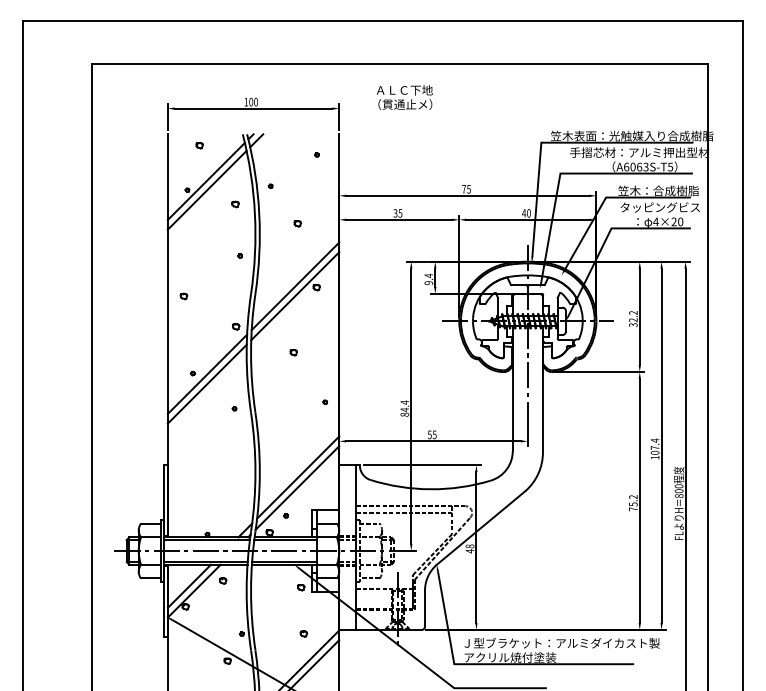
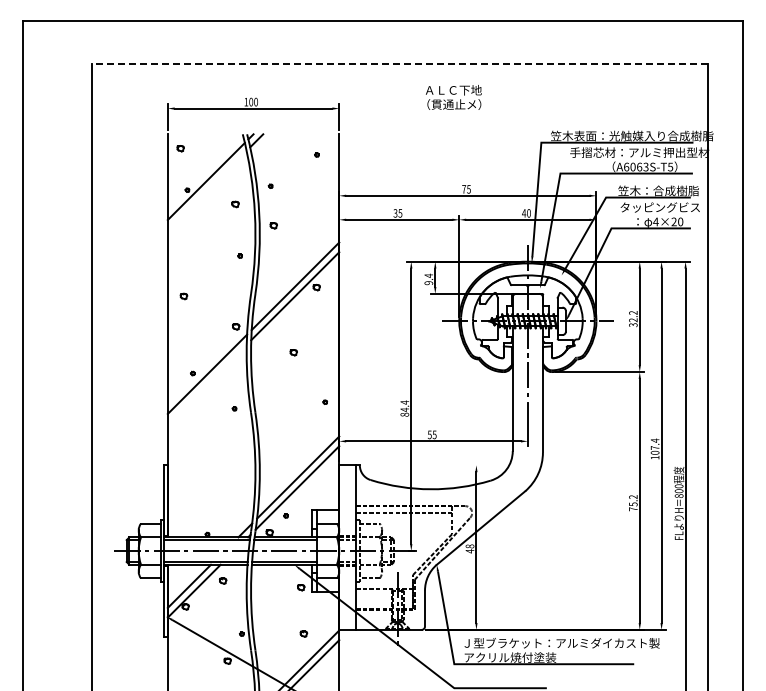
line: solid -> dashed (399, 64)
text position: (404, 97) -> (453, 97) (453, 97)
part position: (199, 145) -> (180, 148) (180, 148)
line: present -> none (206, 189)
part position: (297, 223) -> (273, 225) (273, 225)
line: present -> none (206, 383)
line: present -> none (422, 465)
